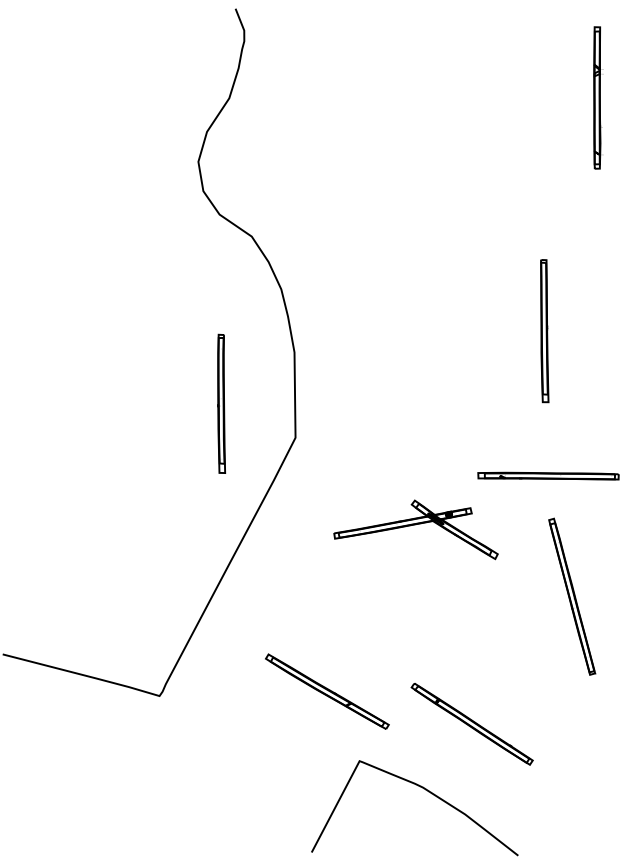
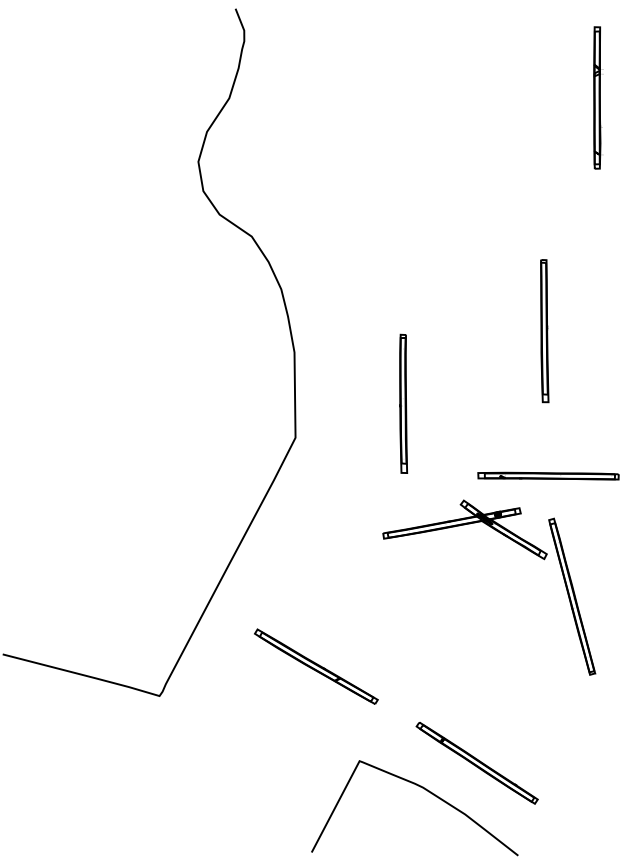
part position: (221, 403) -> (403, 403) (403, 403)
part position: (415, 529) -> (464, 529) (464, 529)
part position: (327, 691) -> (316, 666) (316, 666)
part position: (471, 724) -> (476, 763) (476, 763)
